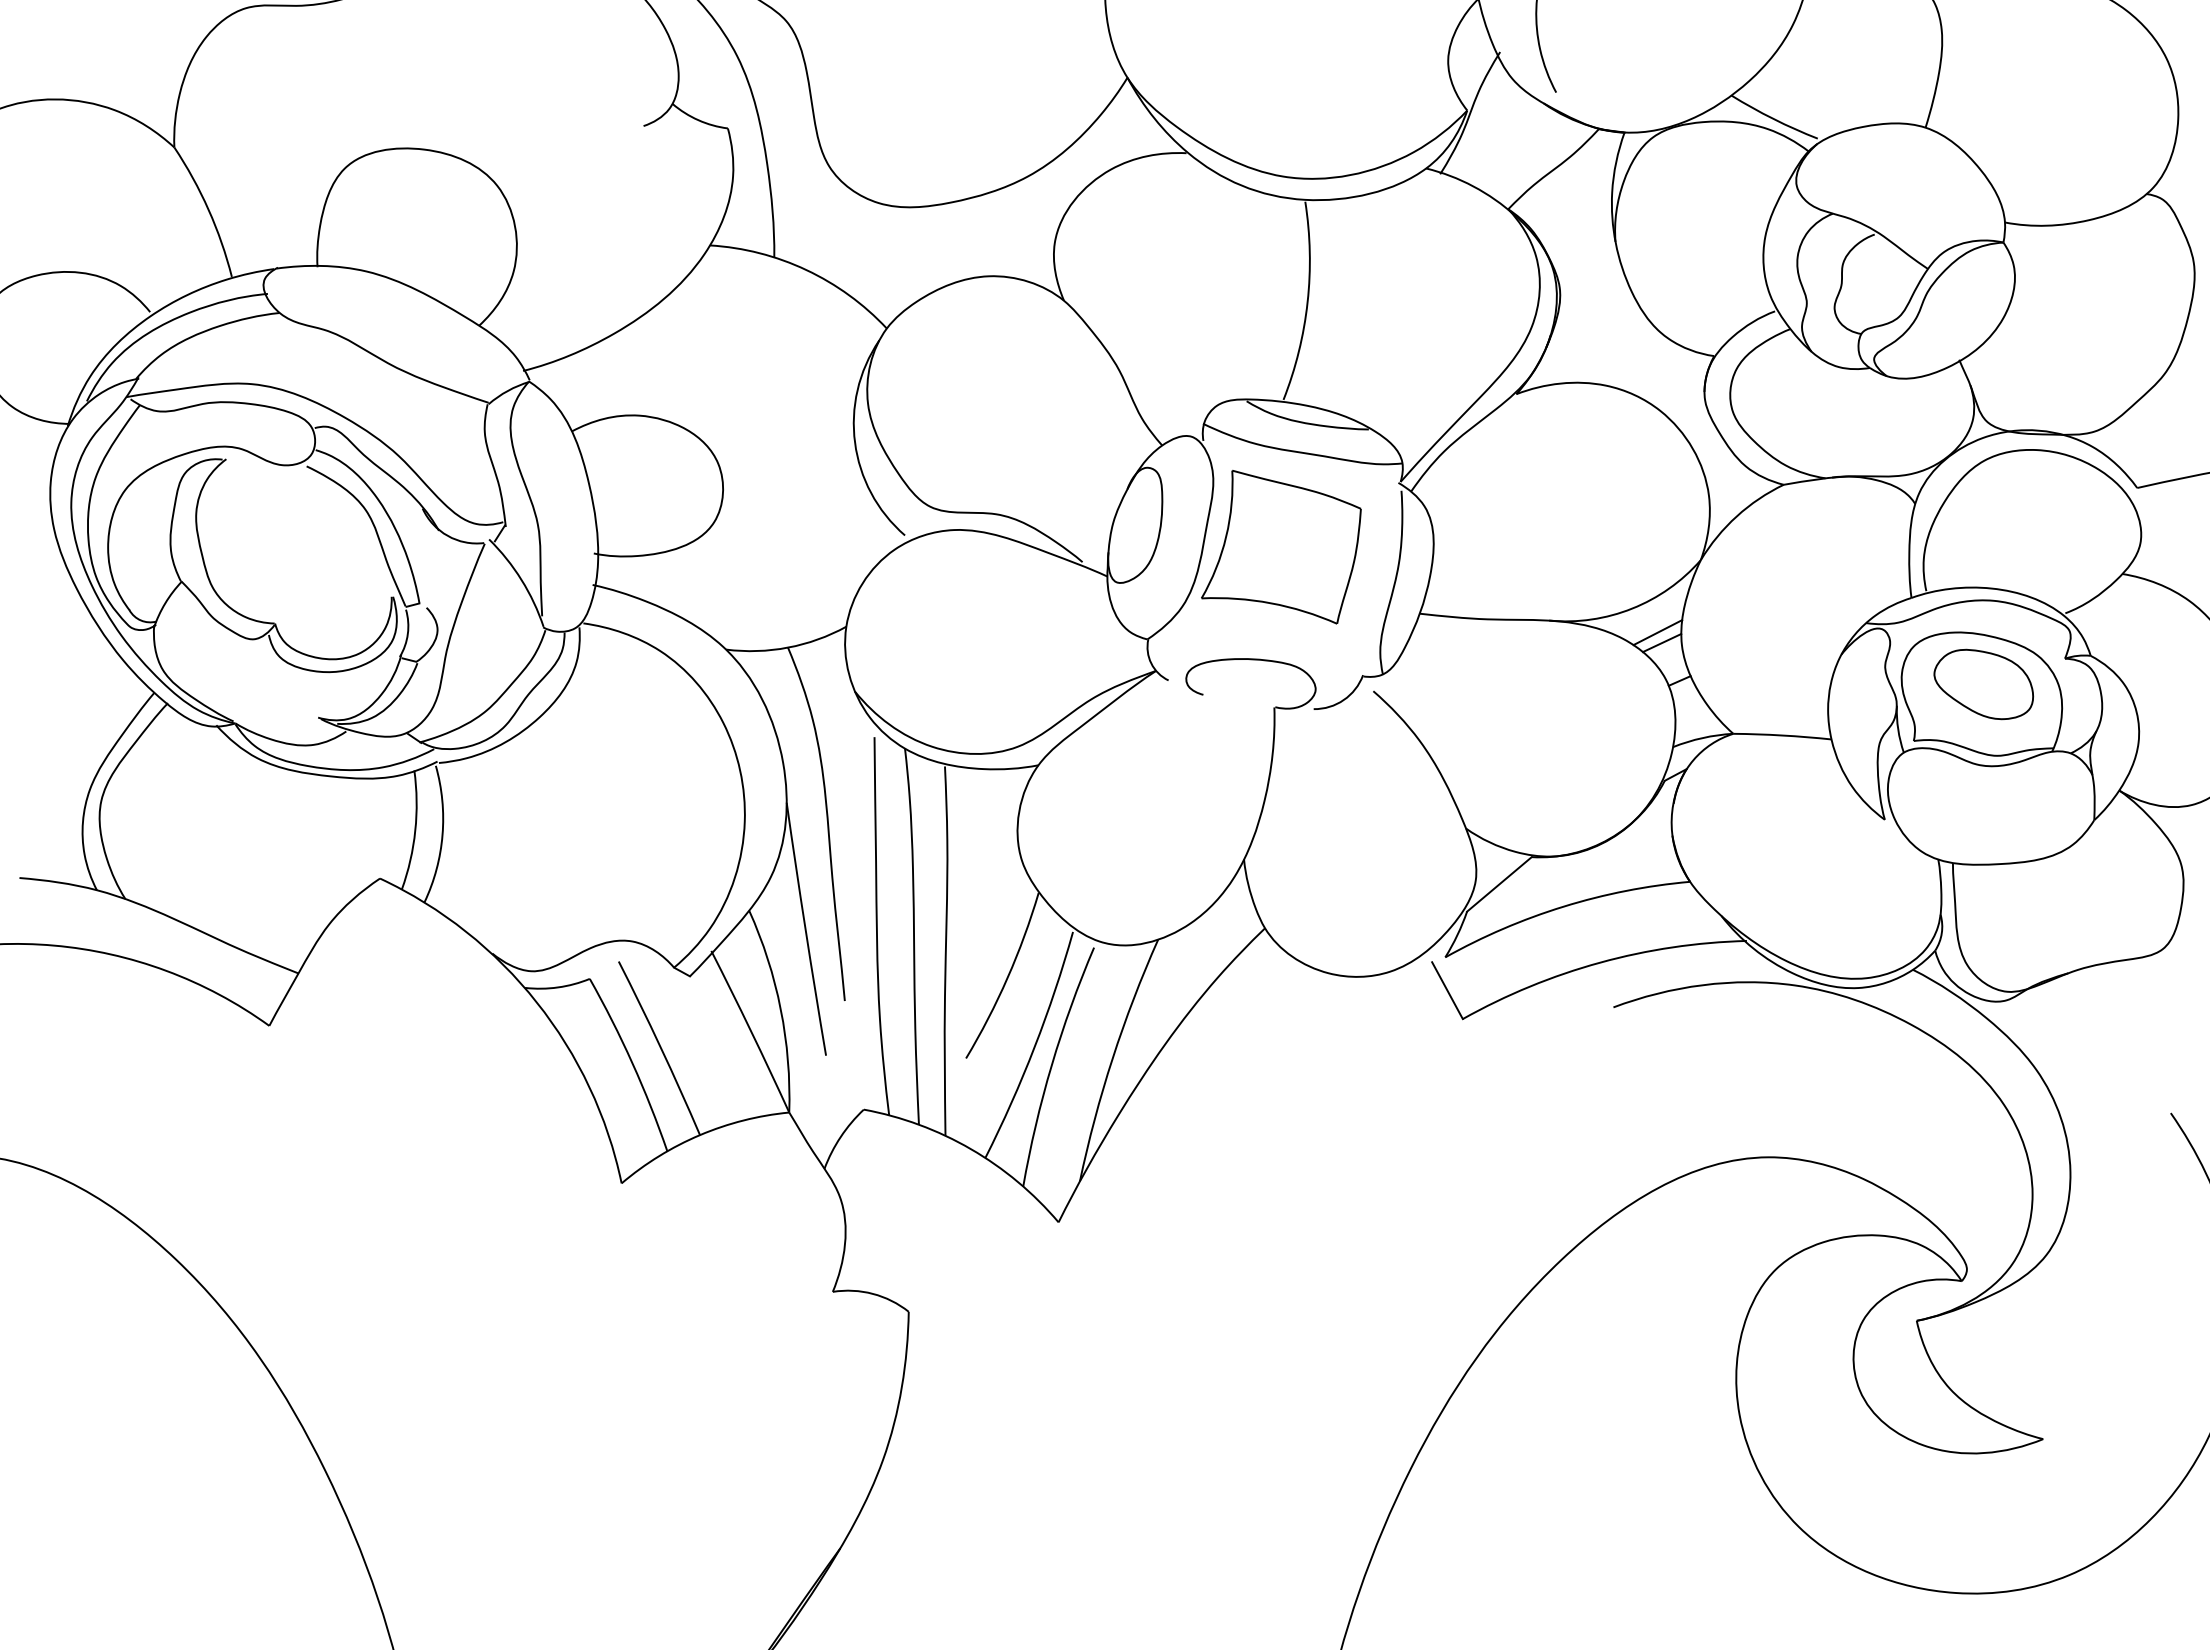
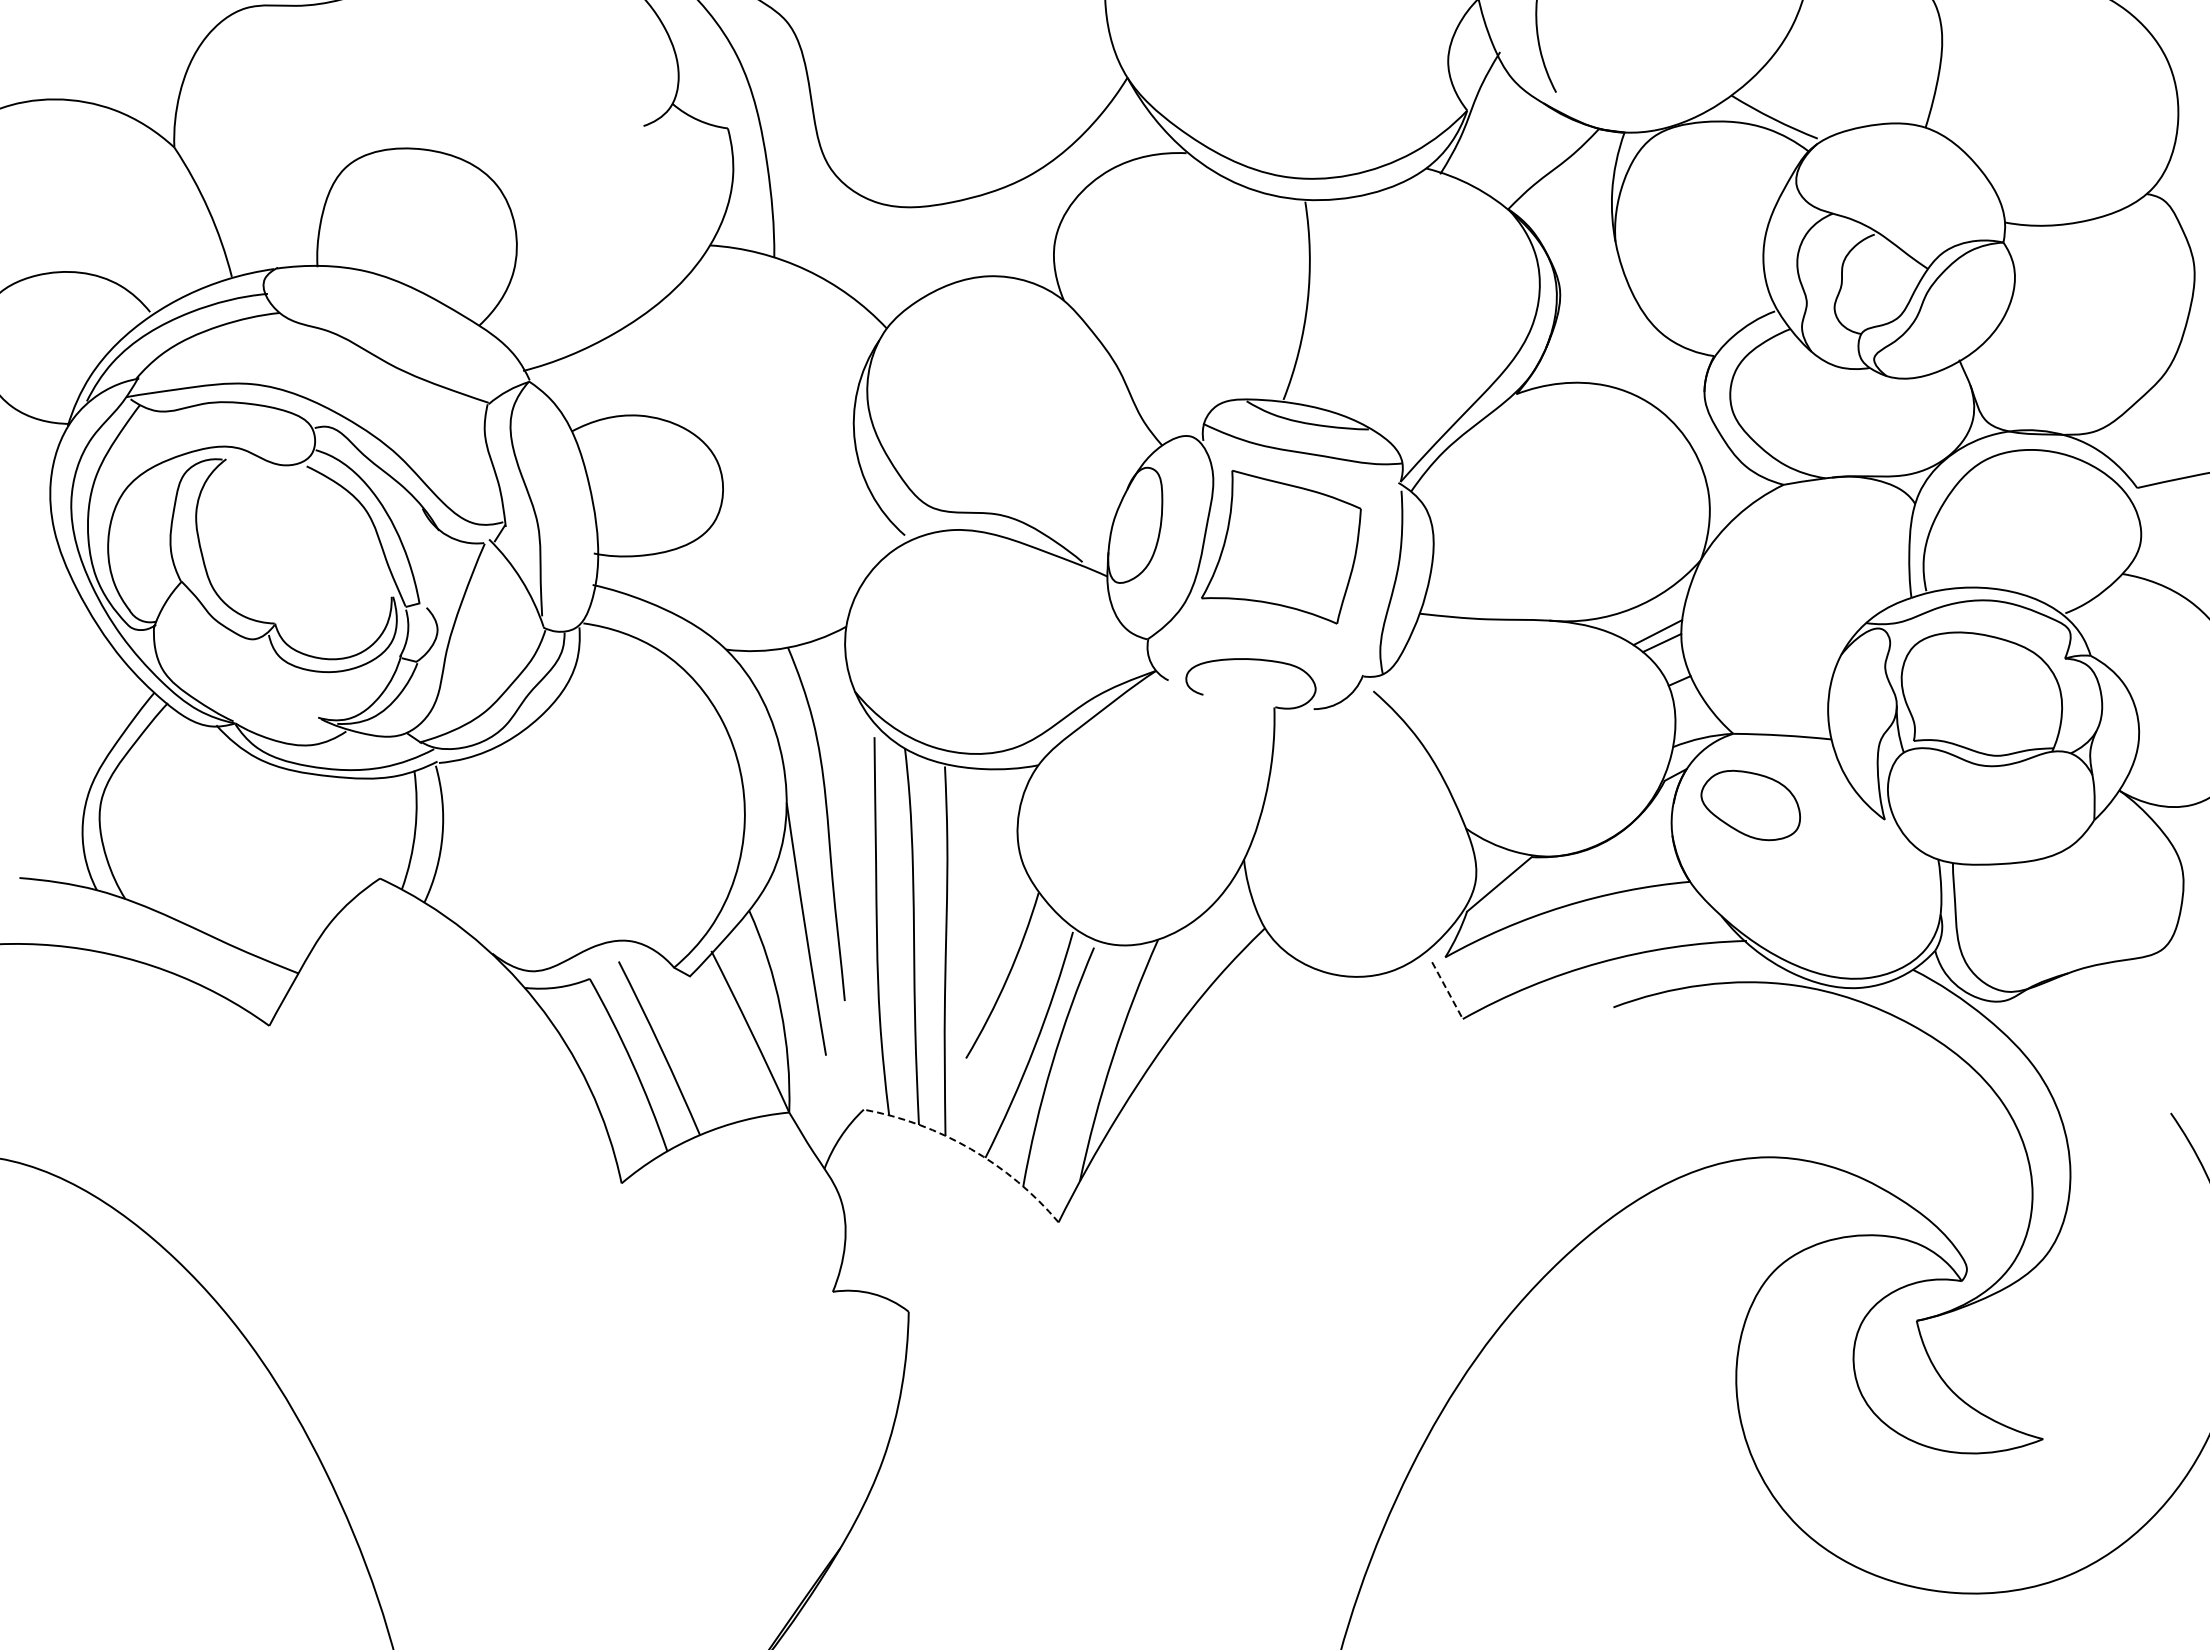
part position: (1983, 684) -> (1750, 805) (1750, 805)
line: solid -> dashed (1447, 991)
arc: solid -> dashed (970, 1149)
